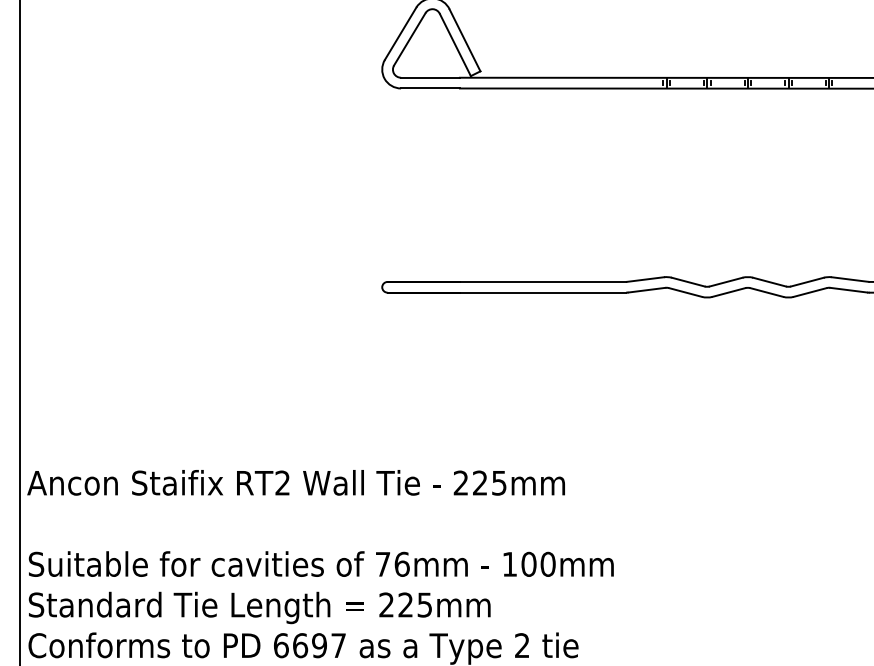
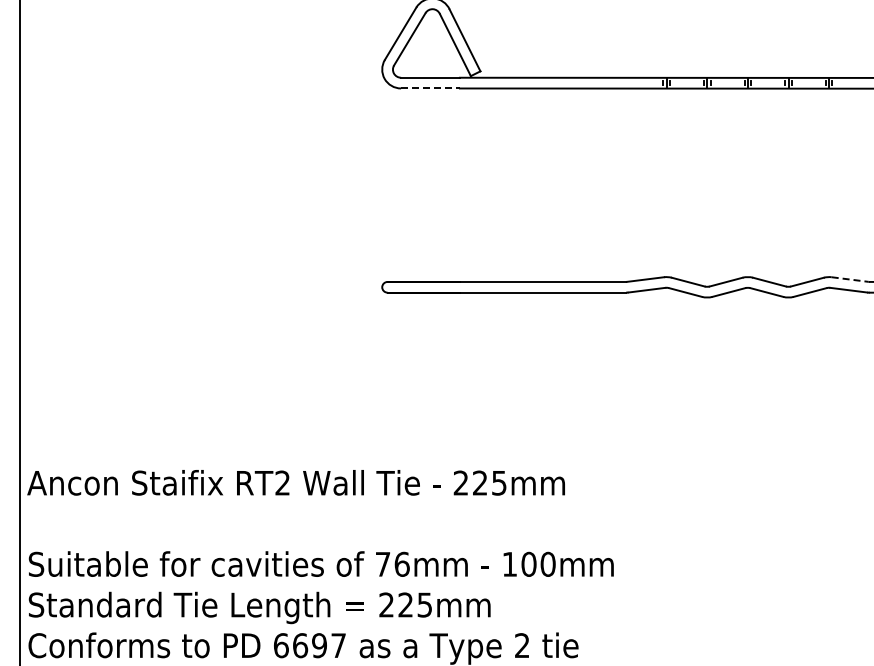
line: solid -> dashed (431, 88)
line: solid -> dashed (850, 279)
